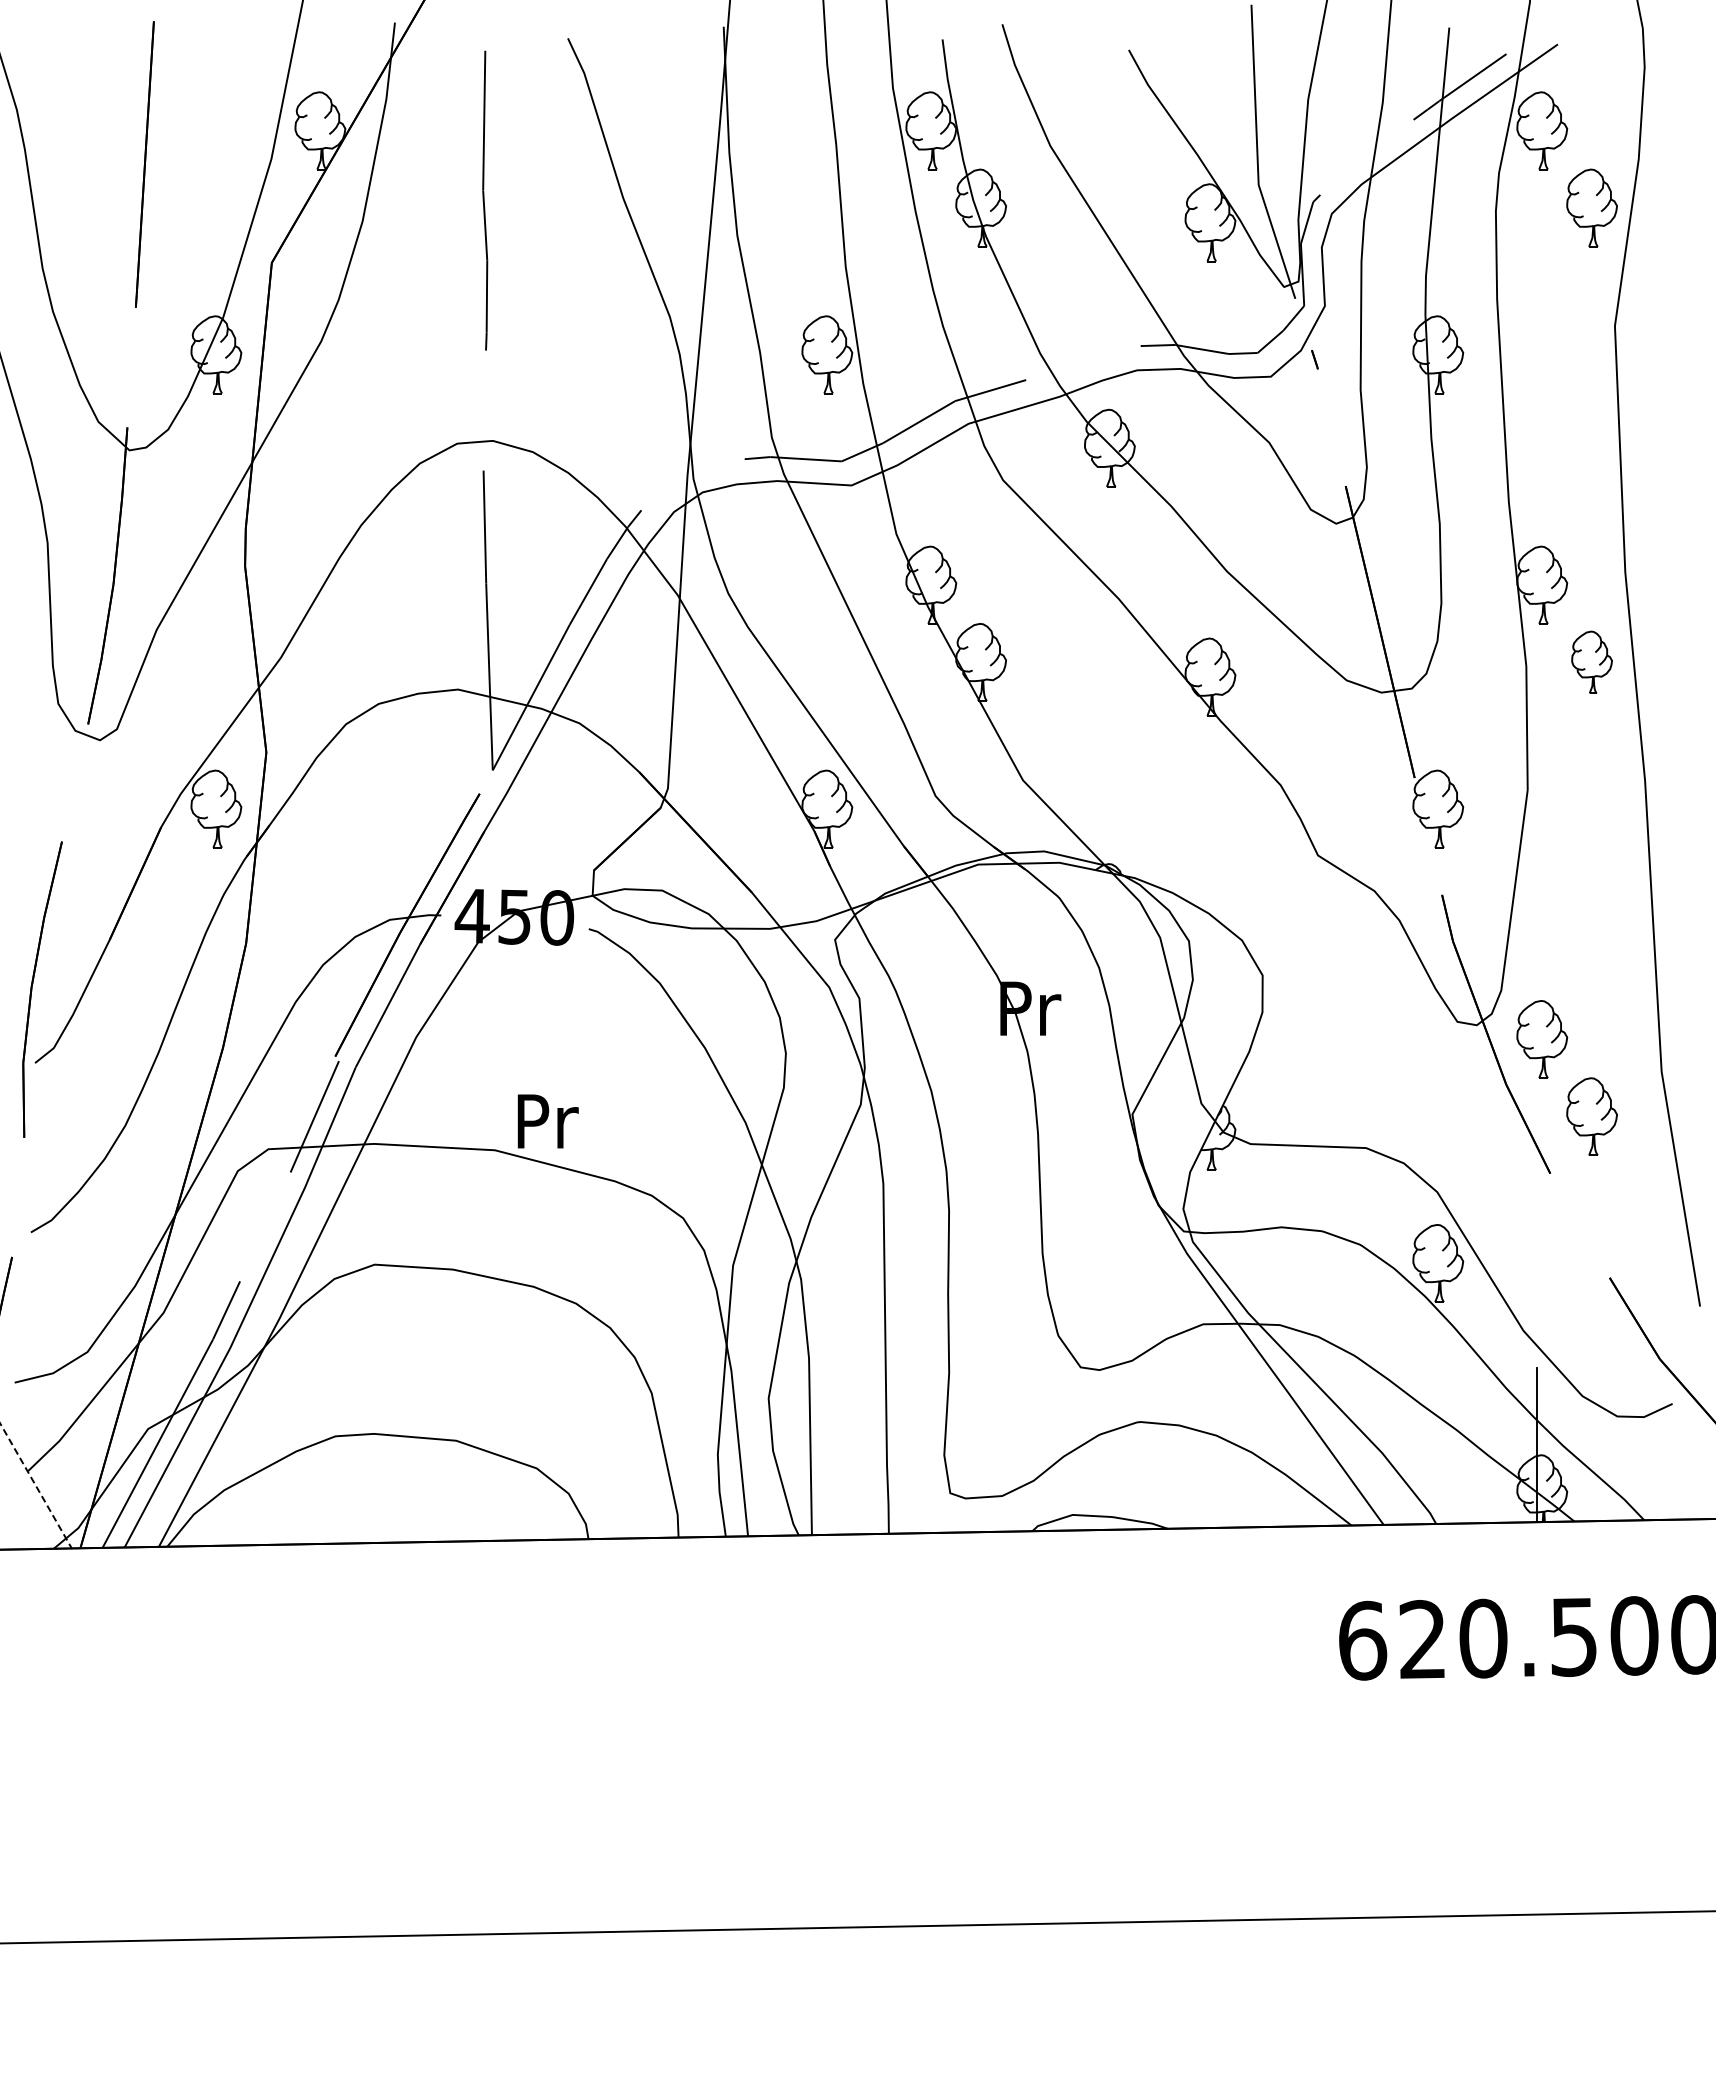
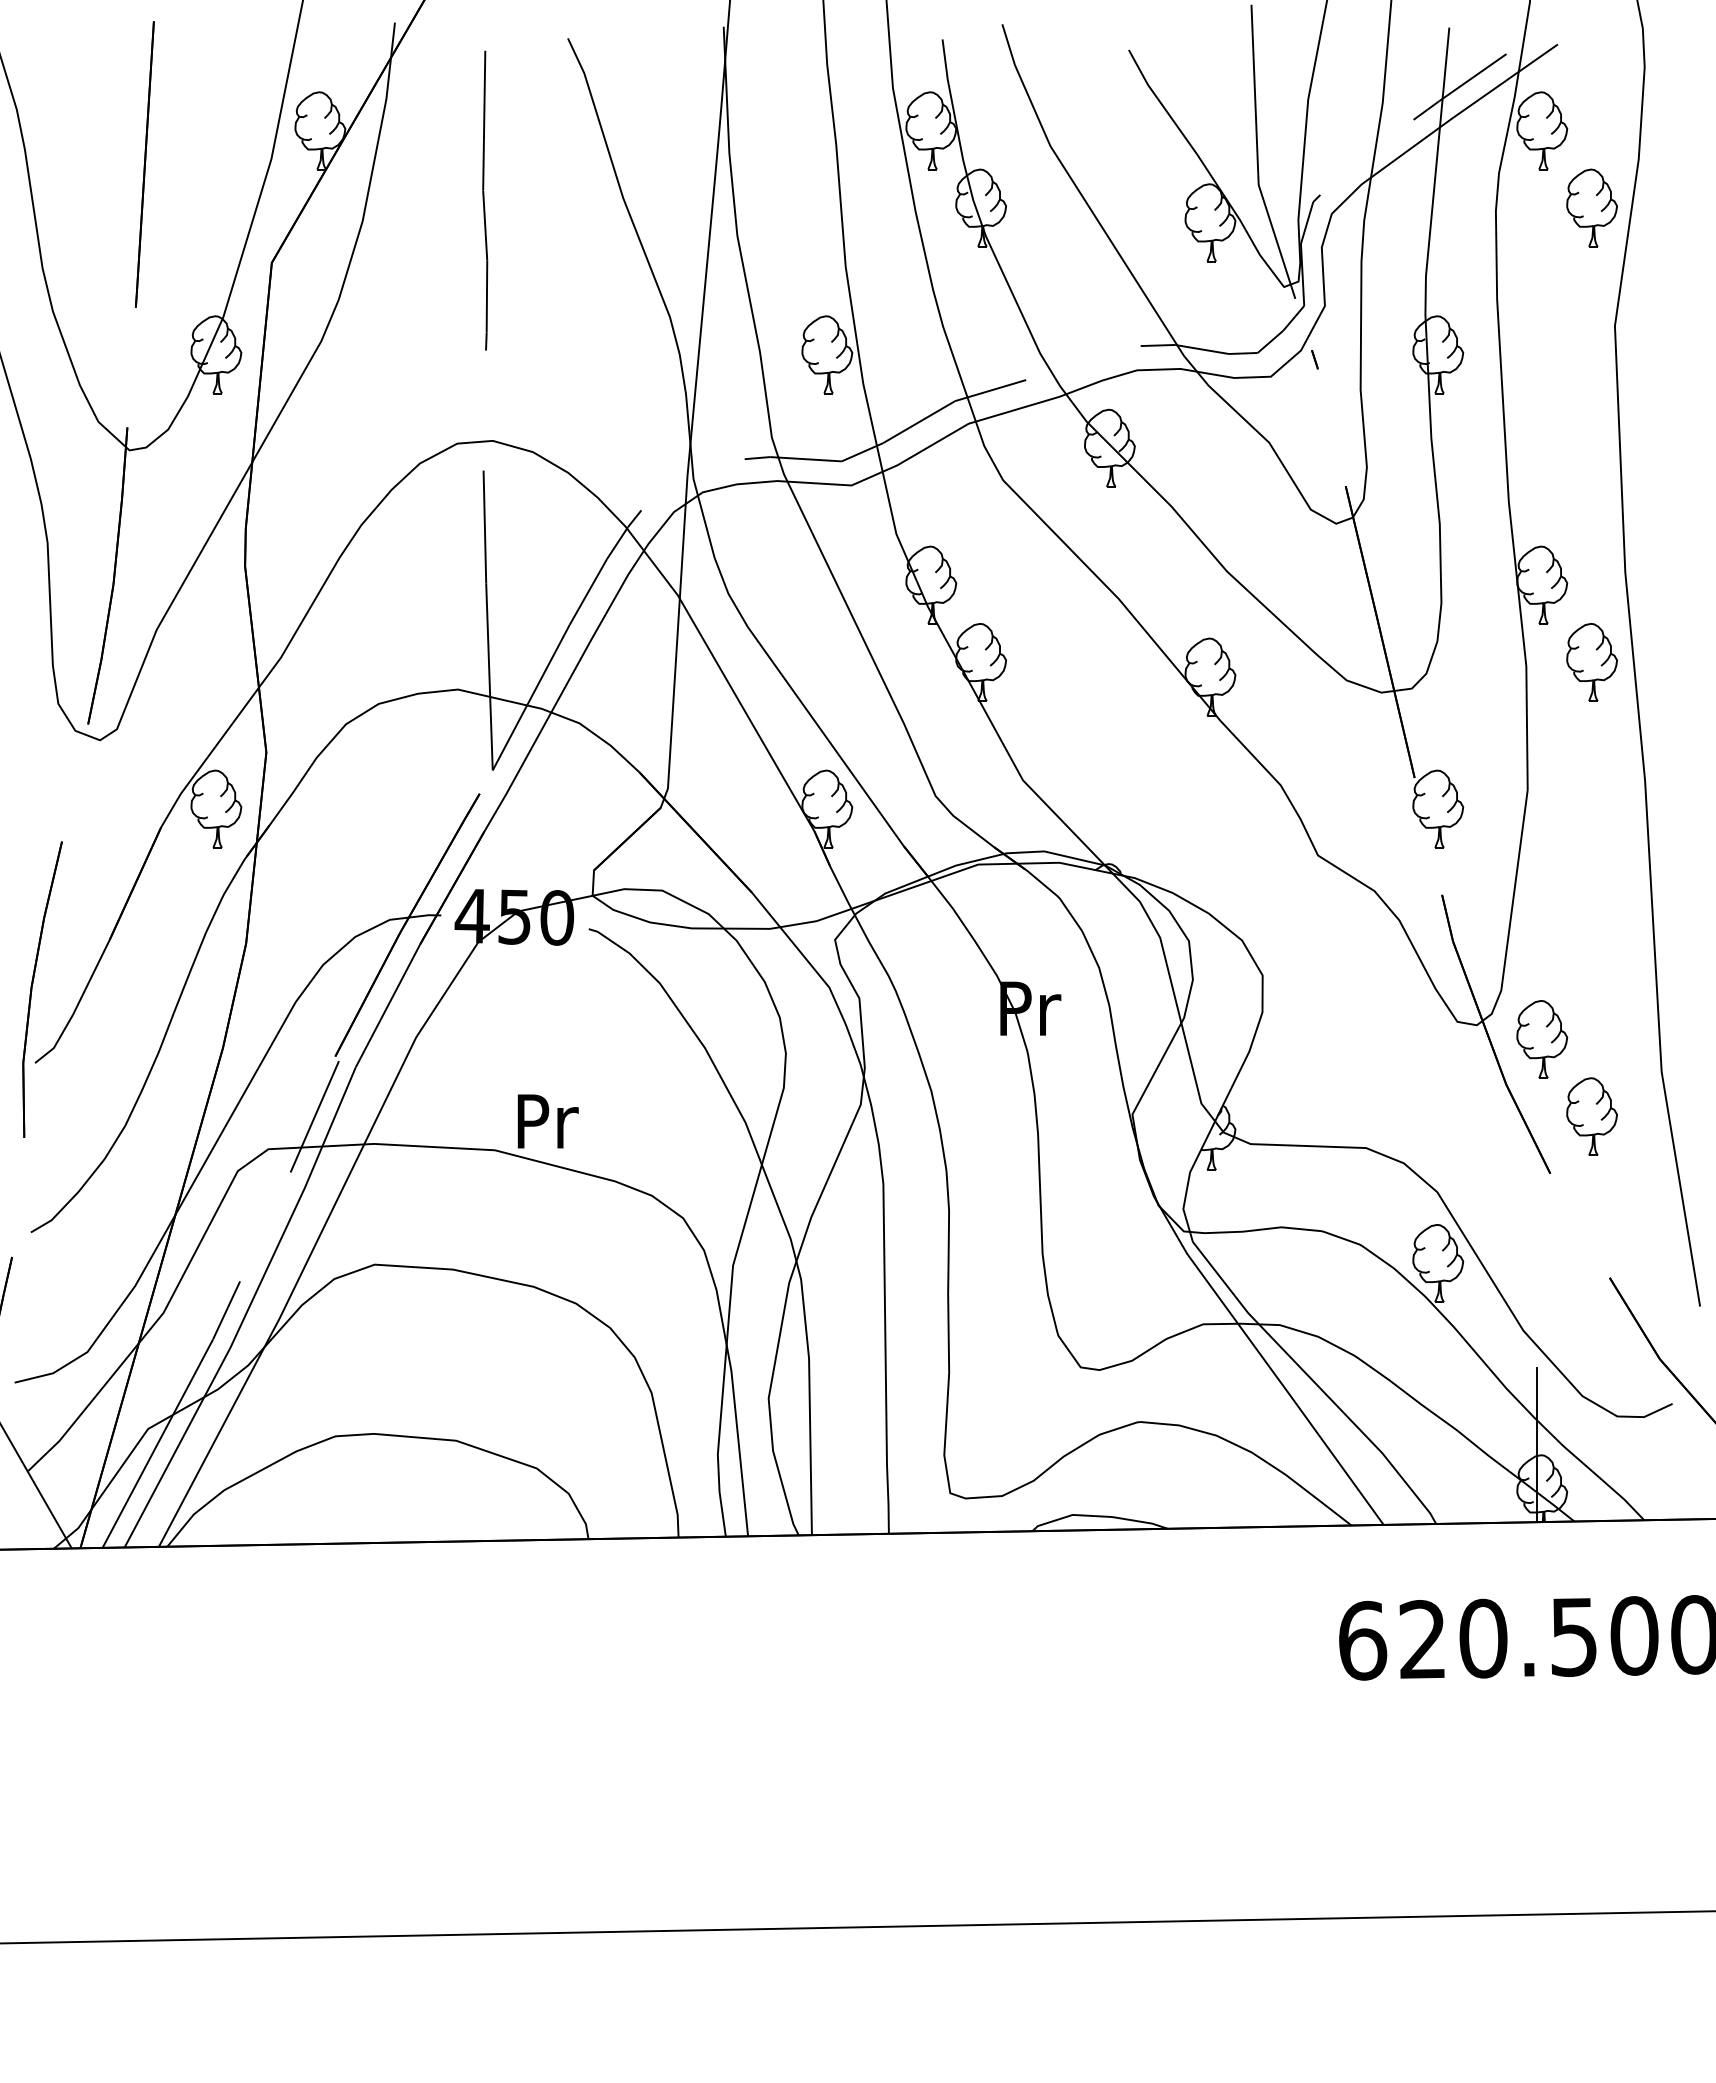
part size: 42x64 px -> 52x79 px (1591, 662)
line: dashed -> solid (36, 1486)
